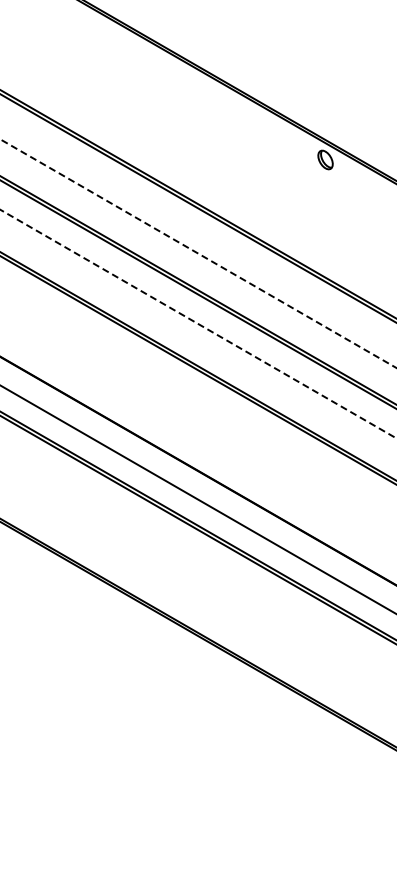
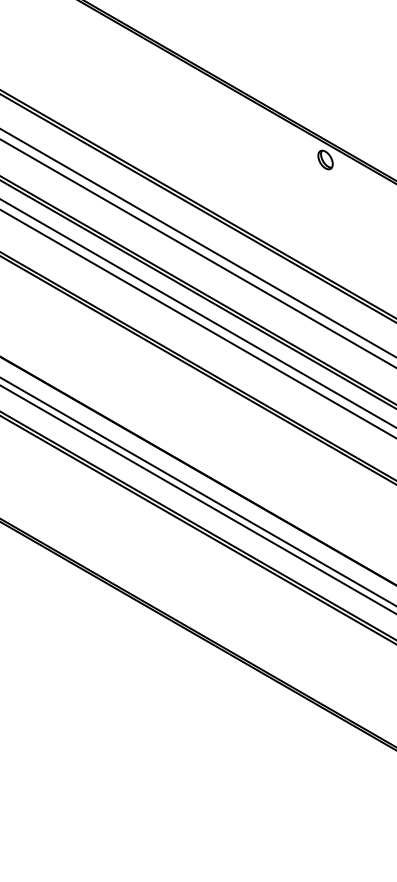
line: none -> present (197, 242)
line: dashed -> solid (197, 253)
line: none -> present (197, 313)
line: dashed -> solid (198, 324)
line: none -> present (197, 491)
